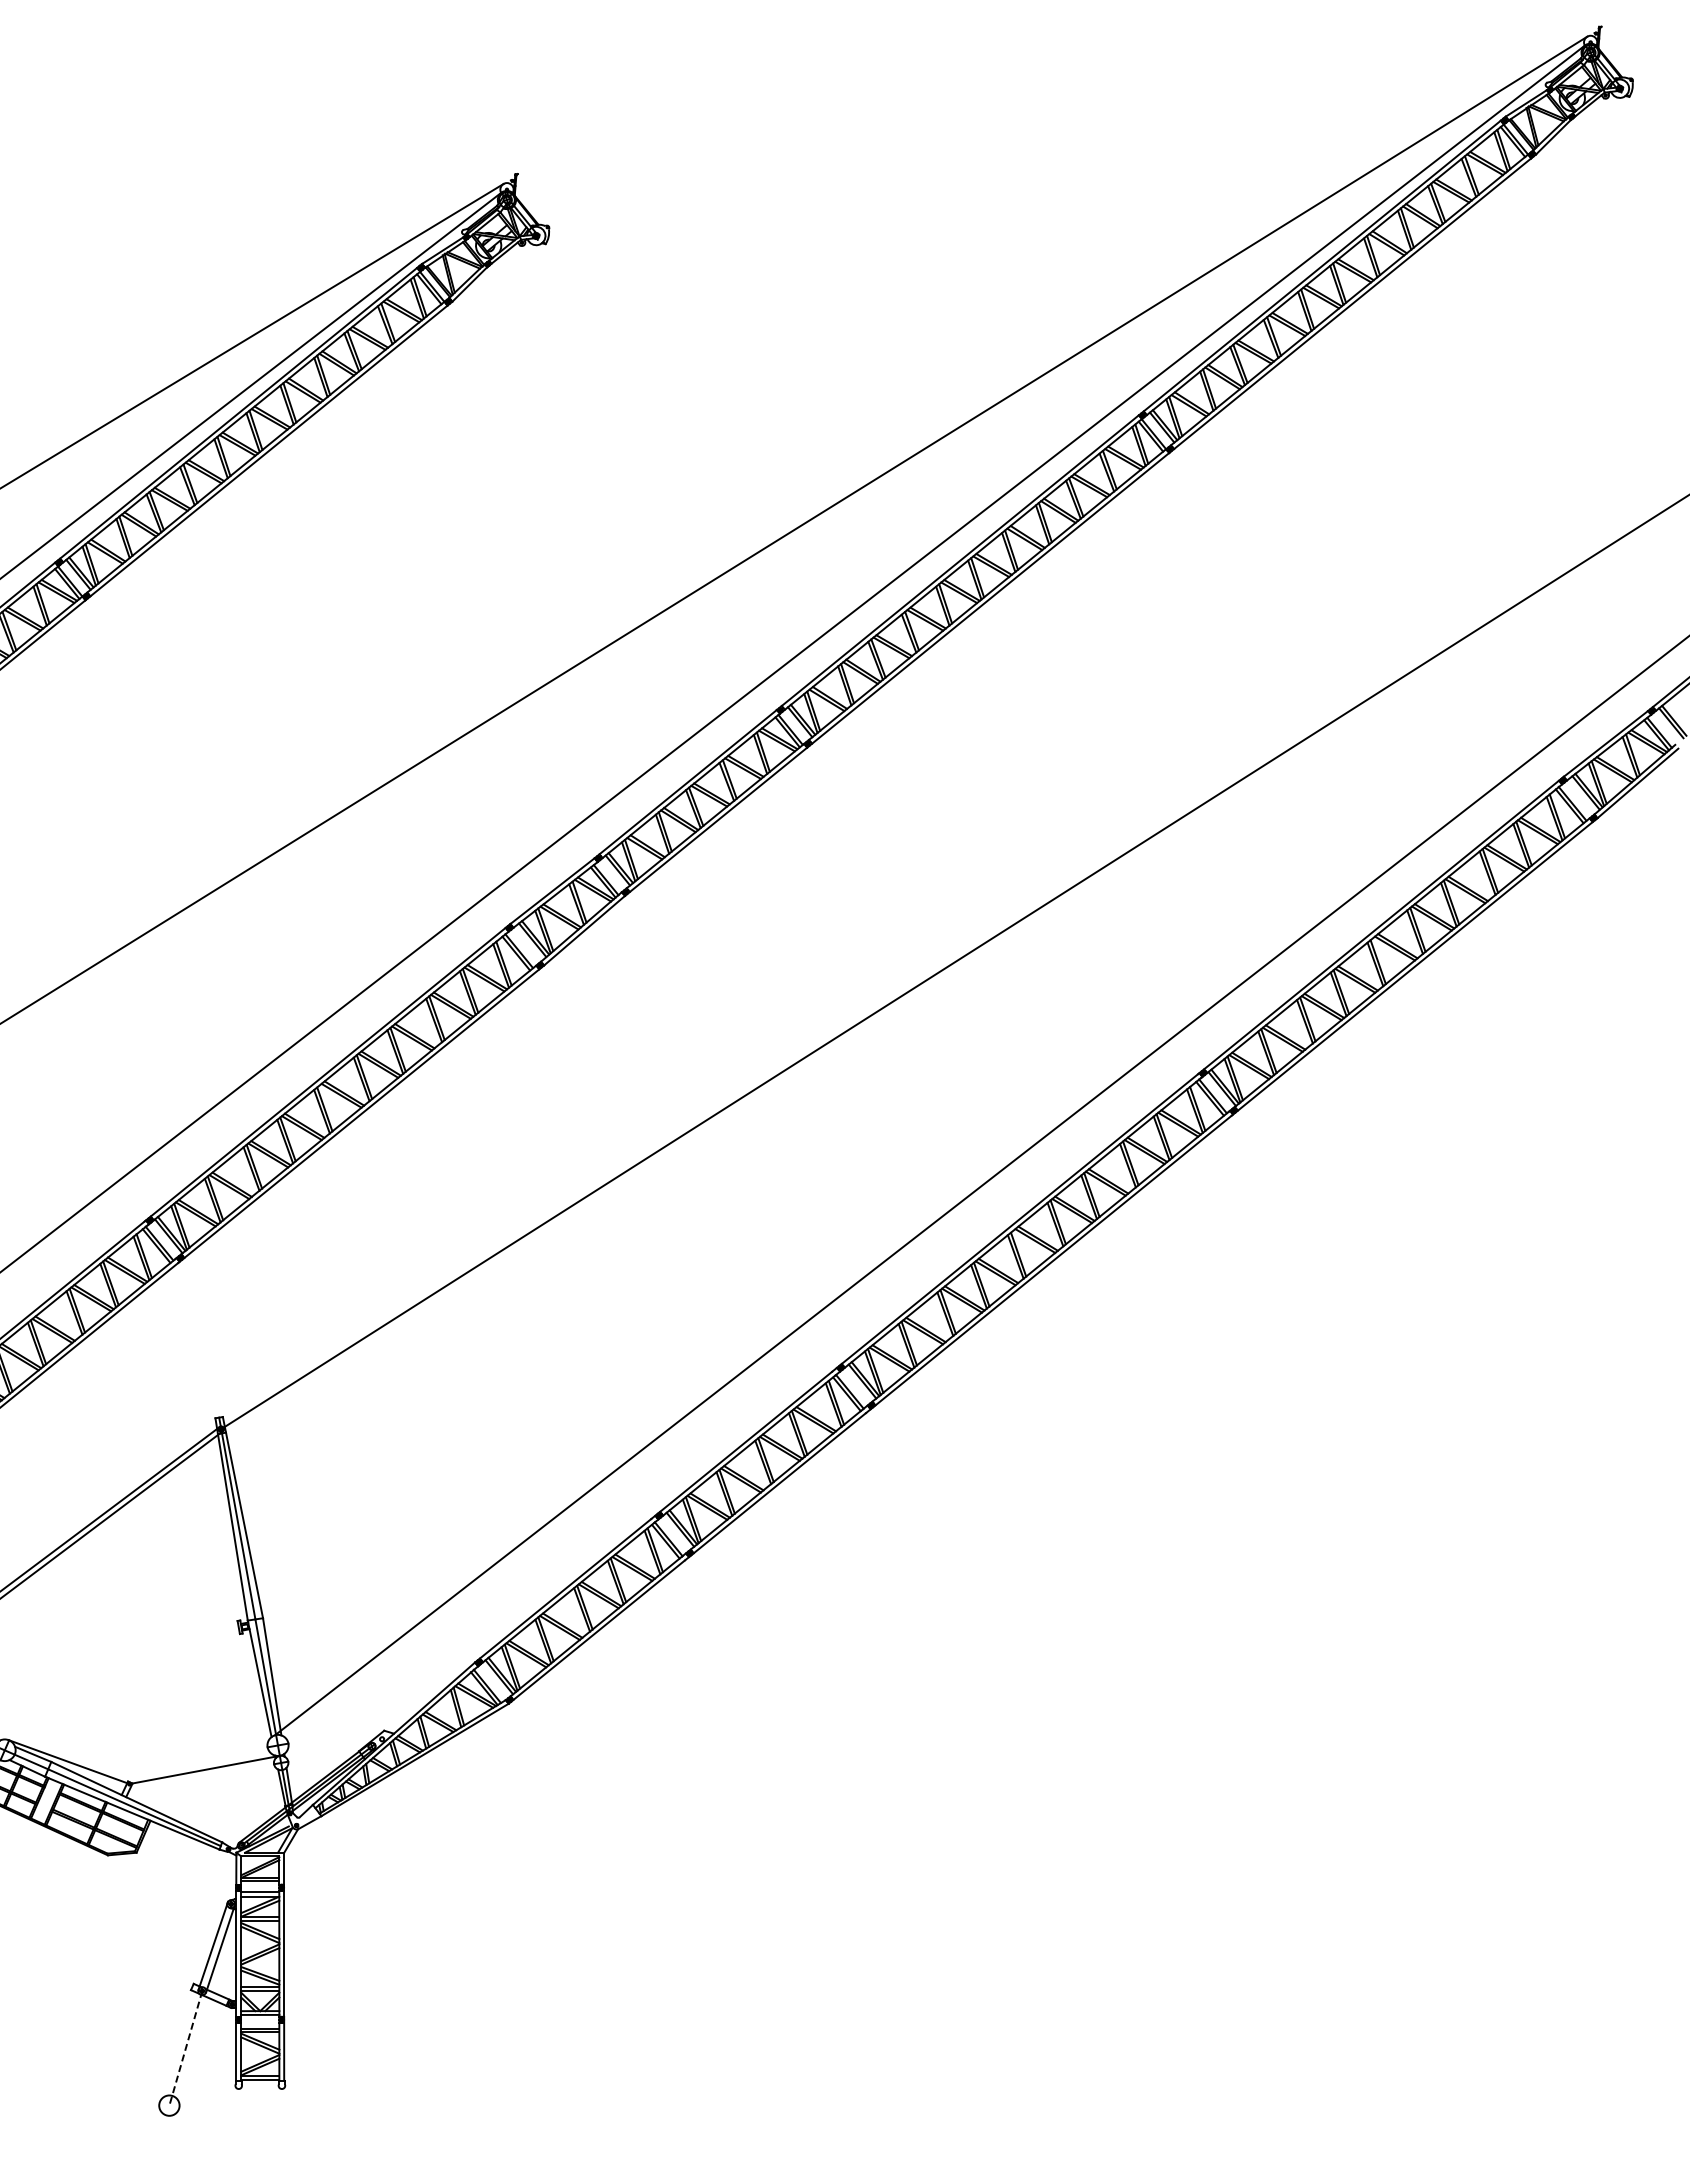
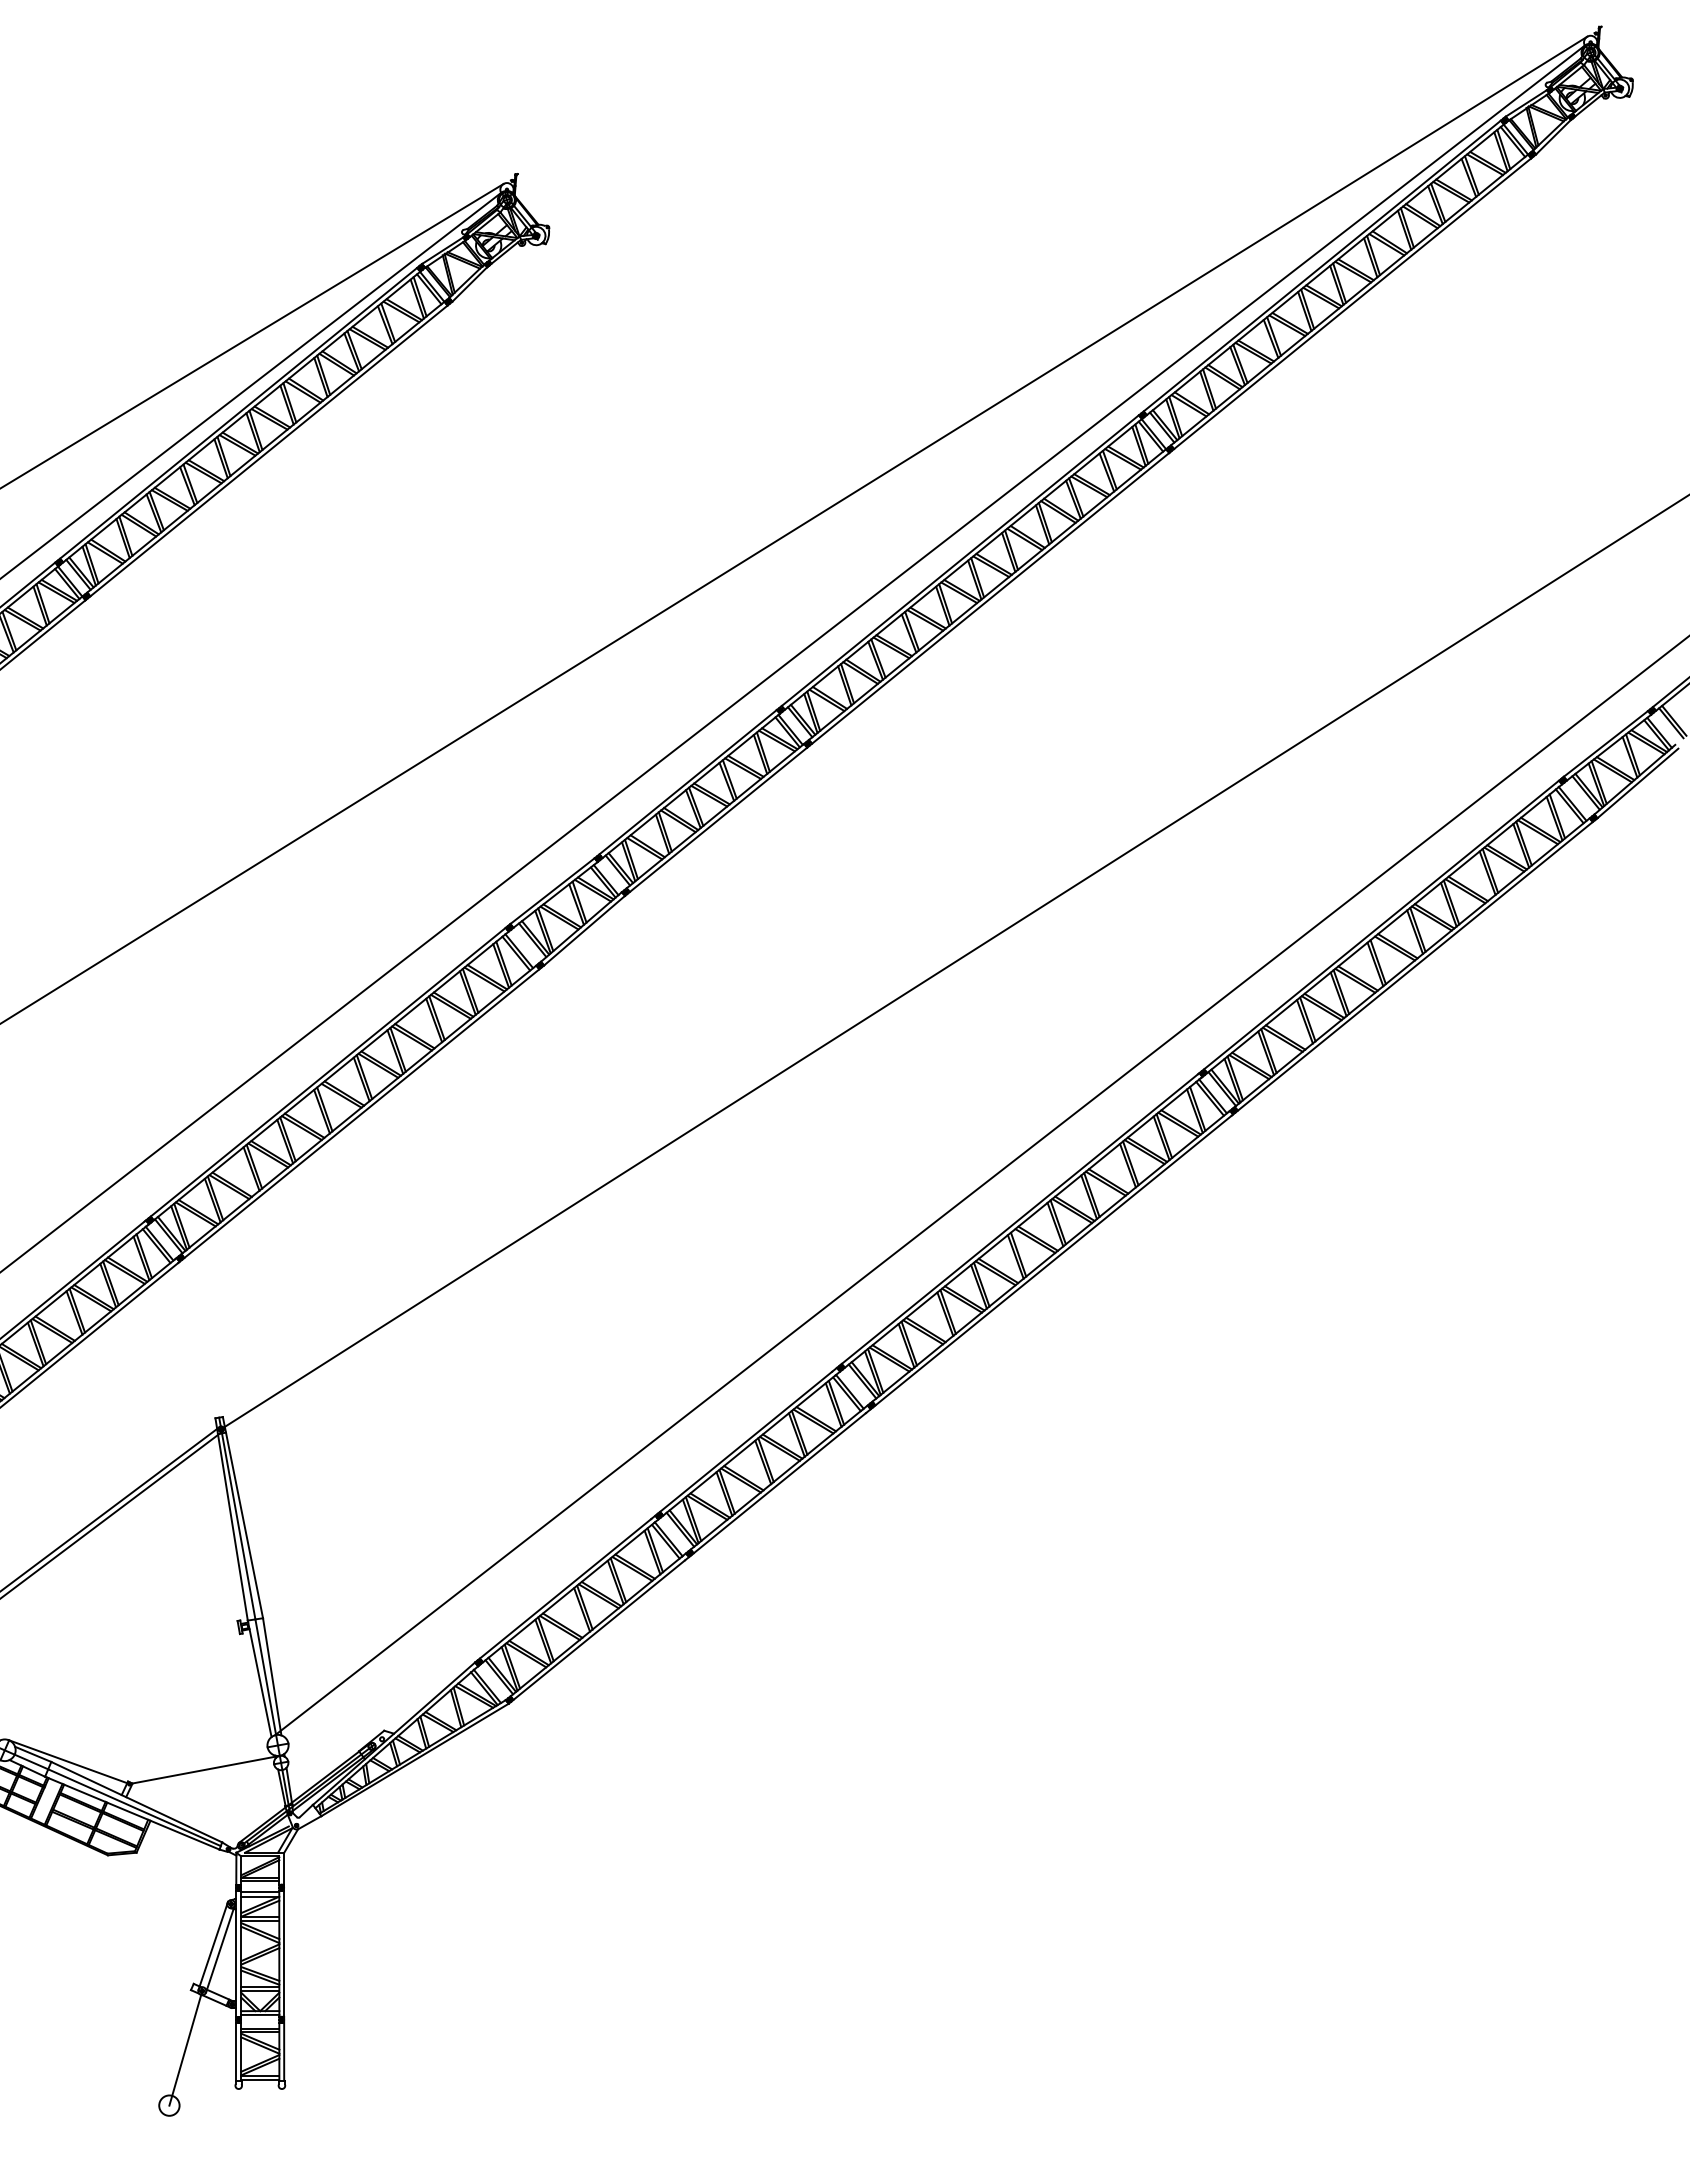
line: dashed -> solid (185, 2048)
